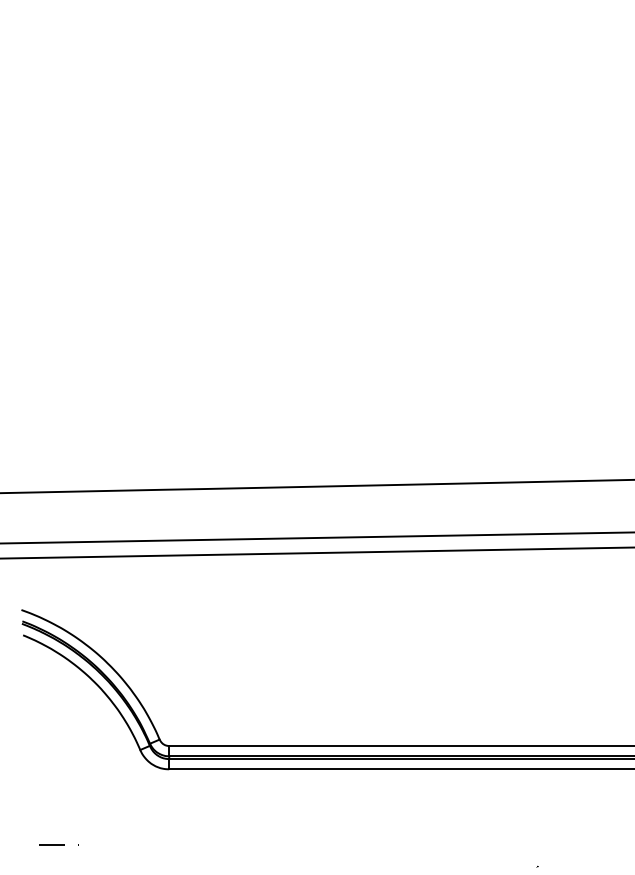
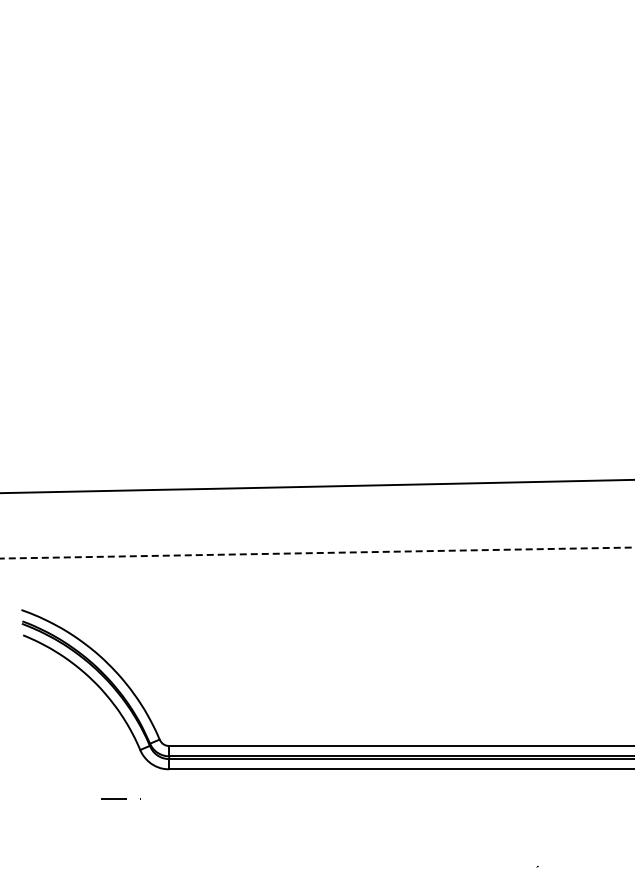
line: present -> none (316, 537)
line: solid -> dashed (317, 553)
line position: (58, 844) -> (120, 798) (120, 798)
